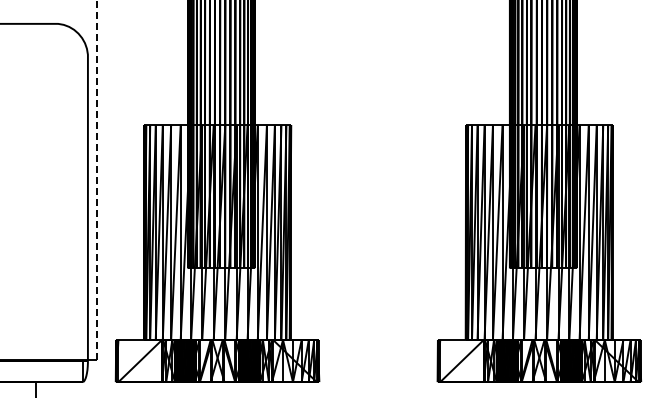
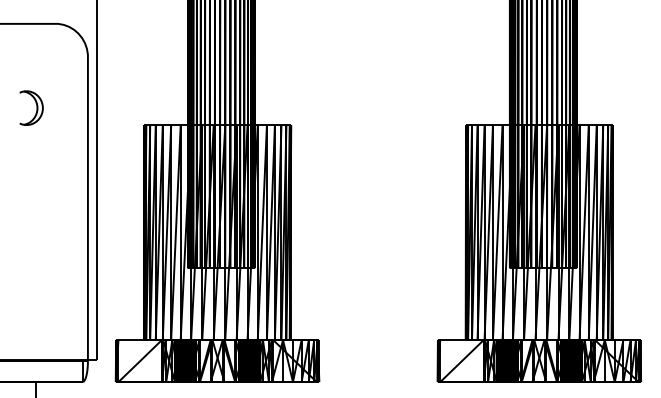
part: none -> present (31, 107)
line: dashed -> solid (97, 179)
